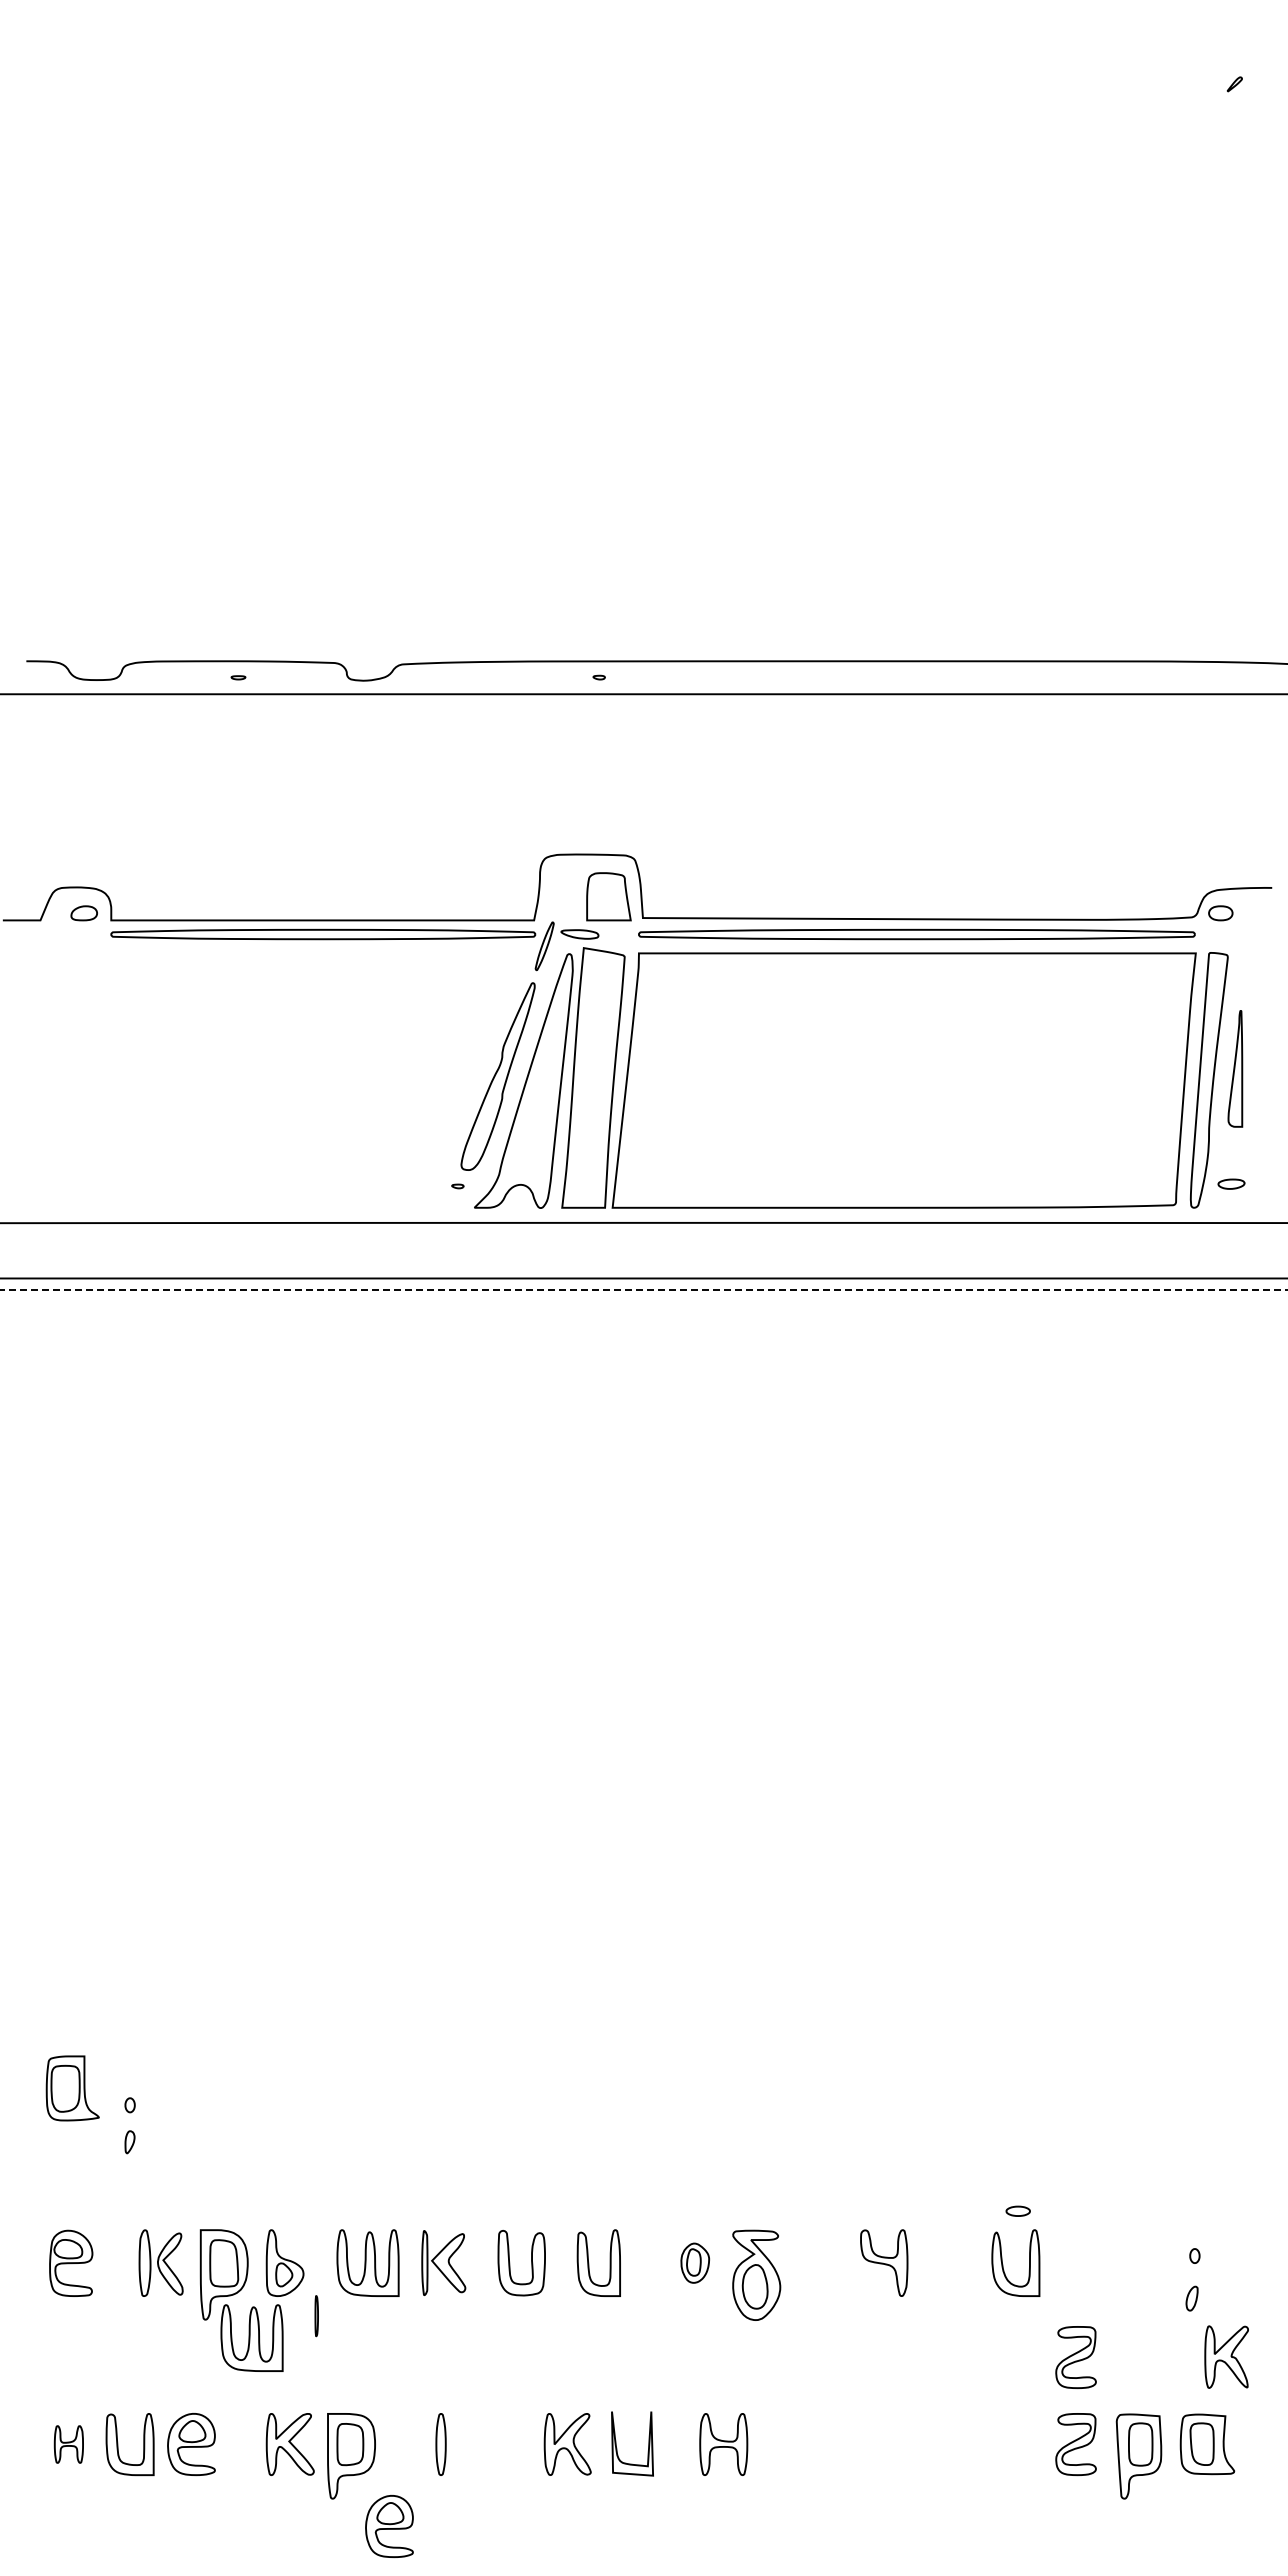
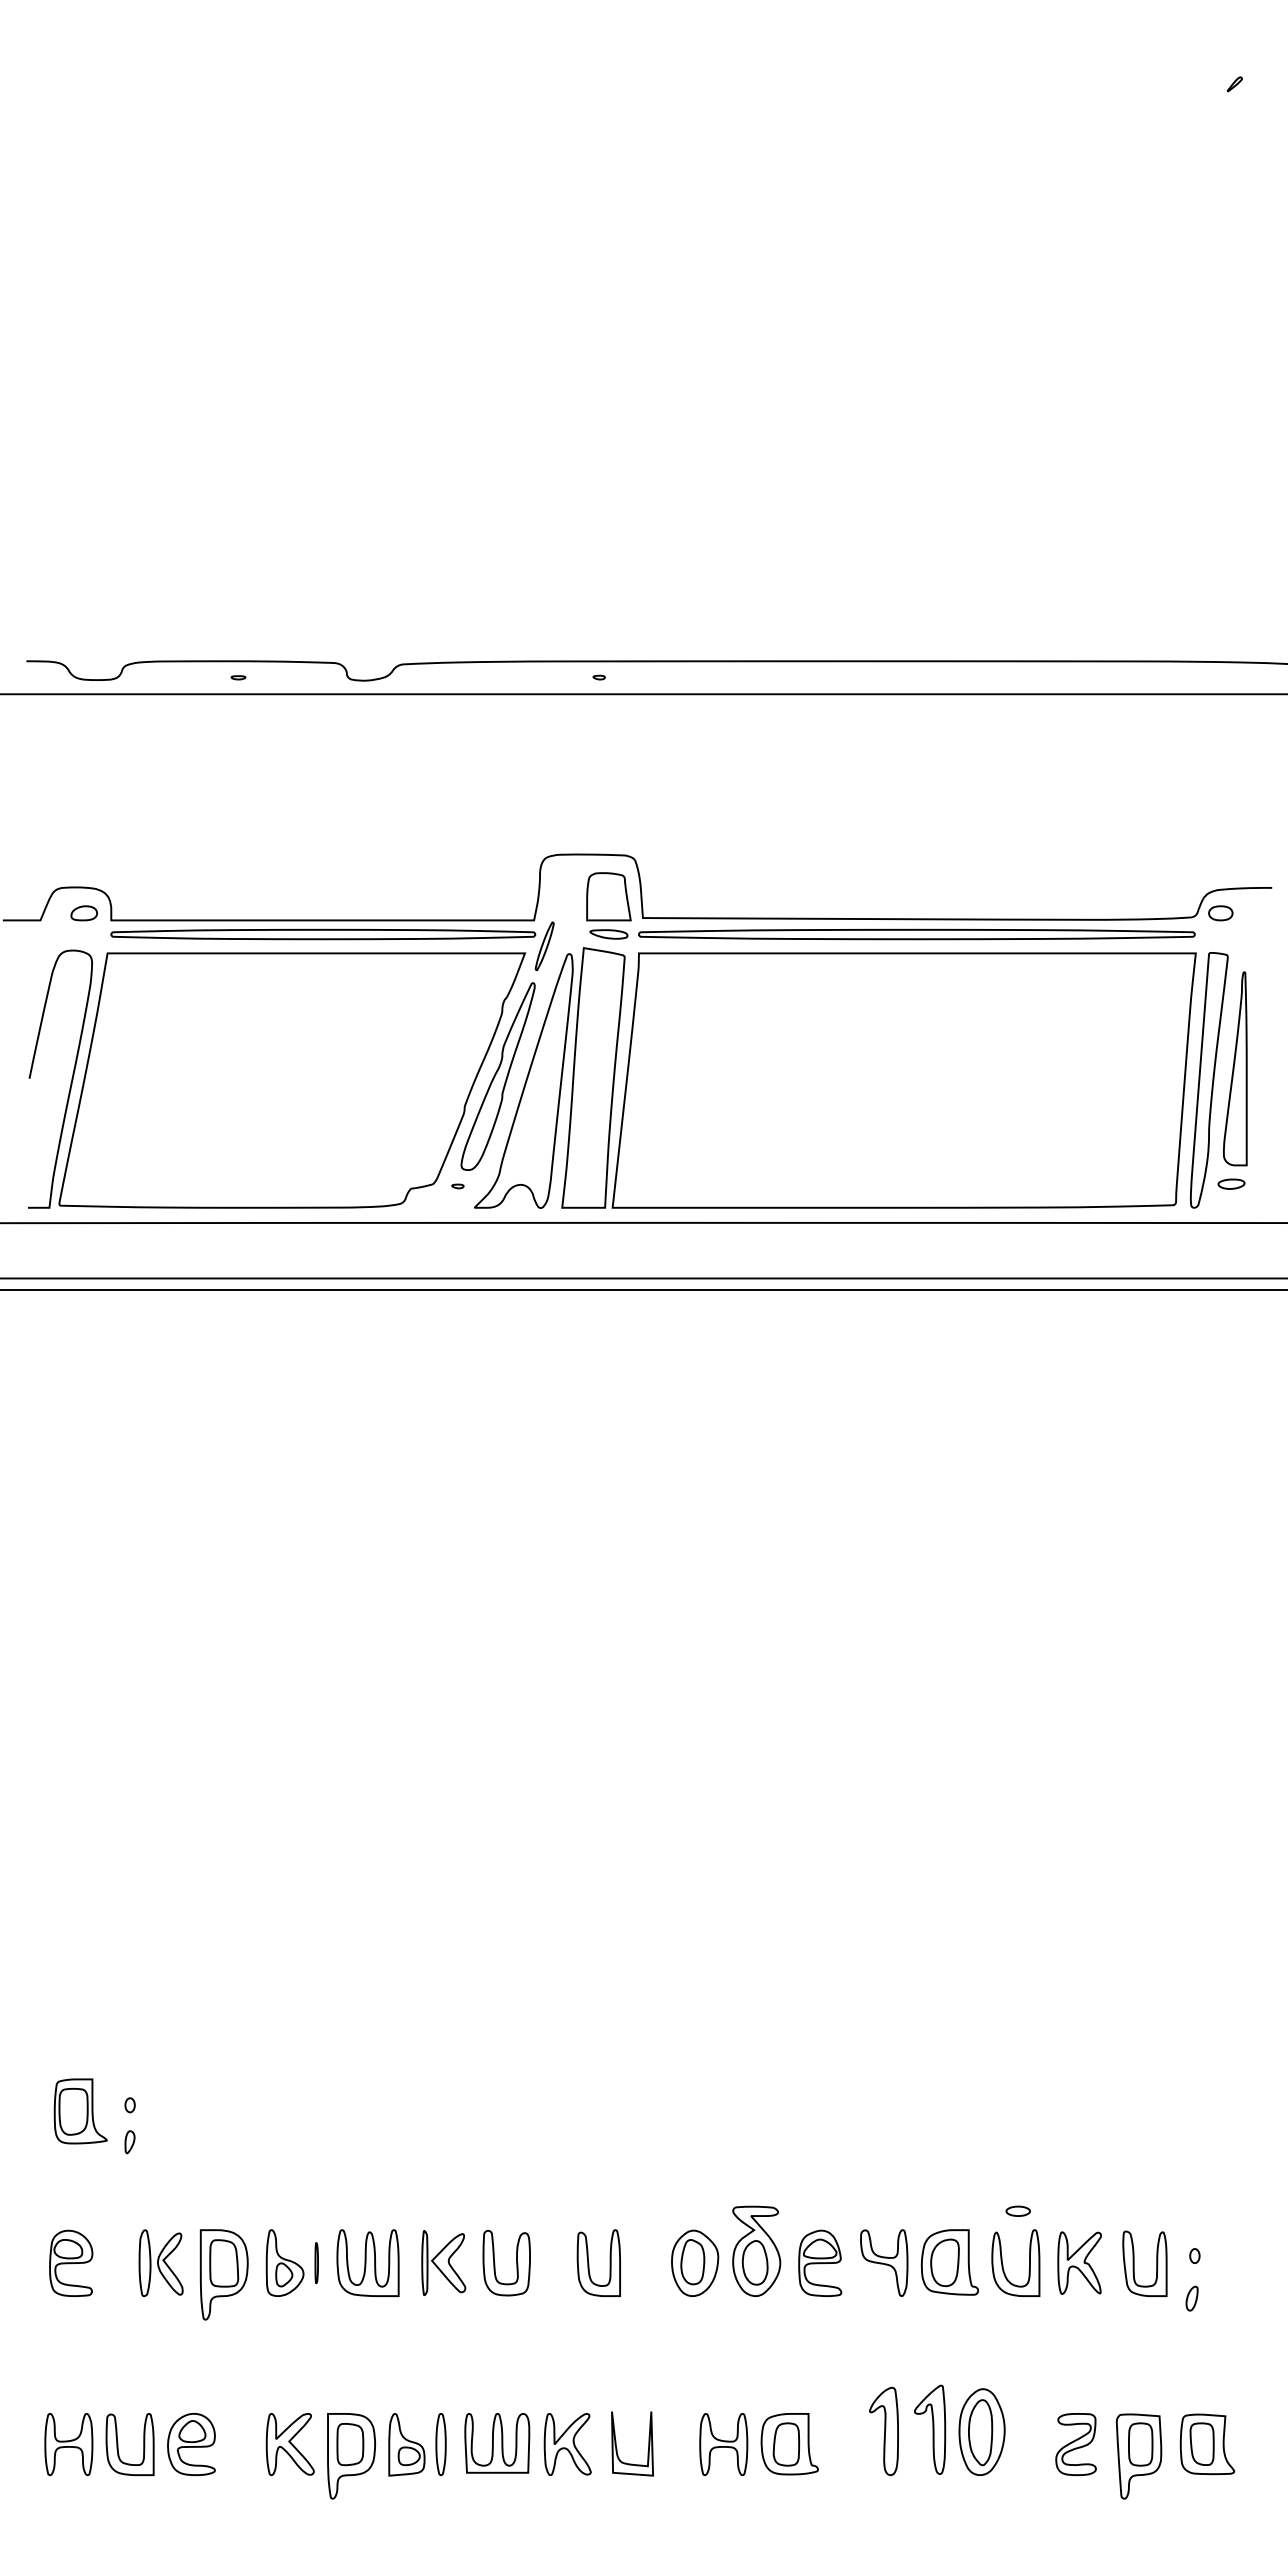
part position: (579, 934) -> (608, 934) (608, 934)
part size: 17x118 px -> 25x196 px (1235, 1068)
part: none -> present (277, 1078)
line: dashed -> solid (644, 1290)
part position: (72, 2088) -> (80, 2111) (80, 2111)
part size: 30x42 px -> 49x68 px (695, 2262)
part: none -> present (820, 2262)
part: none -> present (949, 2262)
part position: (531, 2263) -> (516, 2263) (516, 2263)
part: none -> present (1134, 2263)
part position: (756, 2274) -> (756, 2250) (756, 2250)
line position: (316, 2316) -> (316, 2263) (316, 2263)
part: present -> none (251, 2337)
part position: (1226, 2356) -> (1079, 2262) (1079, 2262)
part: present -> none (1075, 2357)
part: none -> present (929, 2429)
part: none -> present (883, 2430)
part: none -> present (981, 2431)
part: none -> present (497, 2443)
part size: 31x39 px -> 50x63 px (68, 2444)
part: none -> present (406, 2444)
part: none -> present (789, 2444)
part: present -> none (389, 2526)
